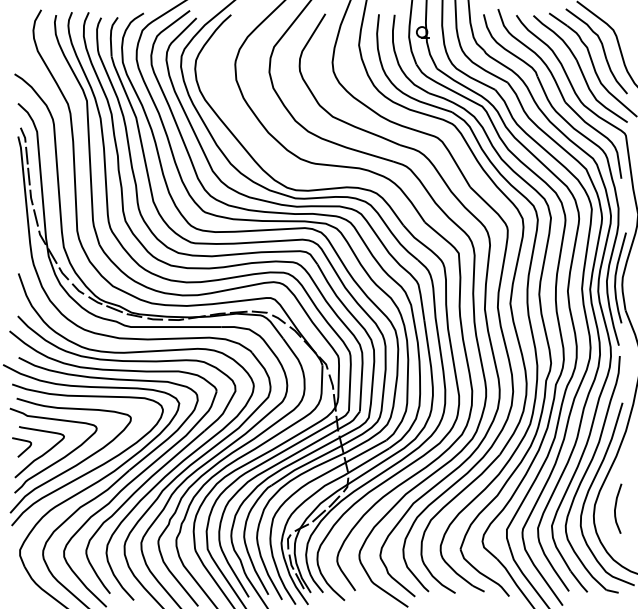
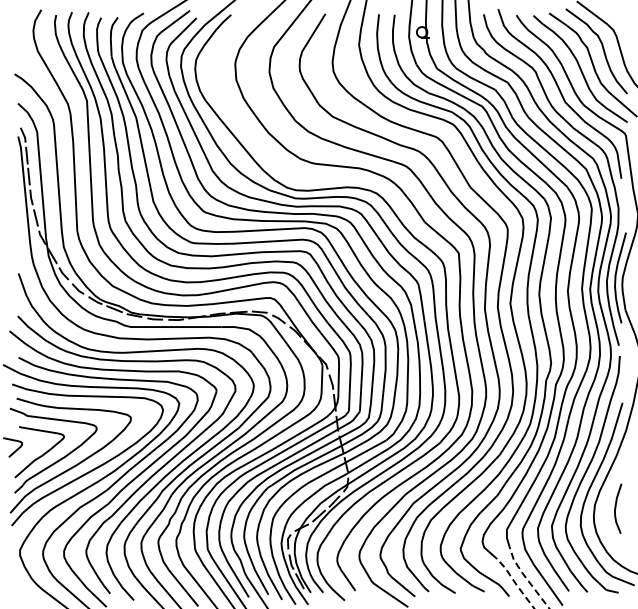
curve position: (22, 451) -> (13, 451) (13, 451)
line: solid -> dashed (526, 578)
line: solid -> dashed (515, 583)
